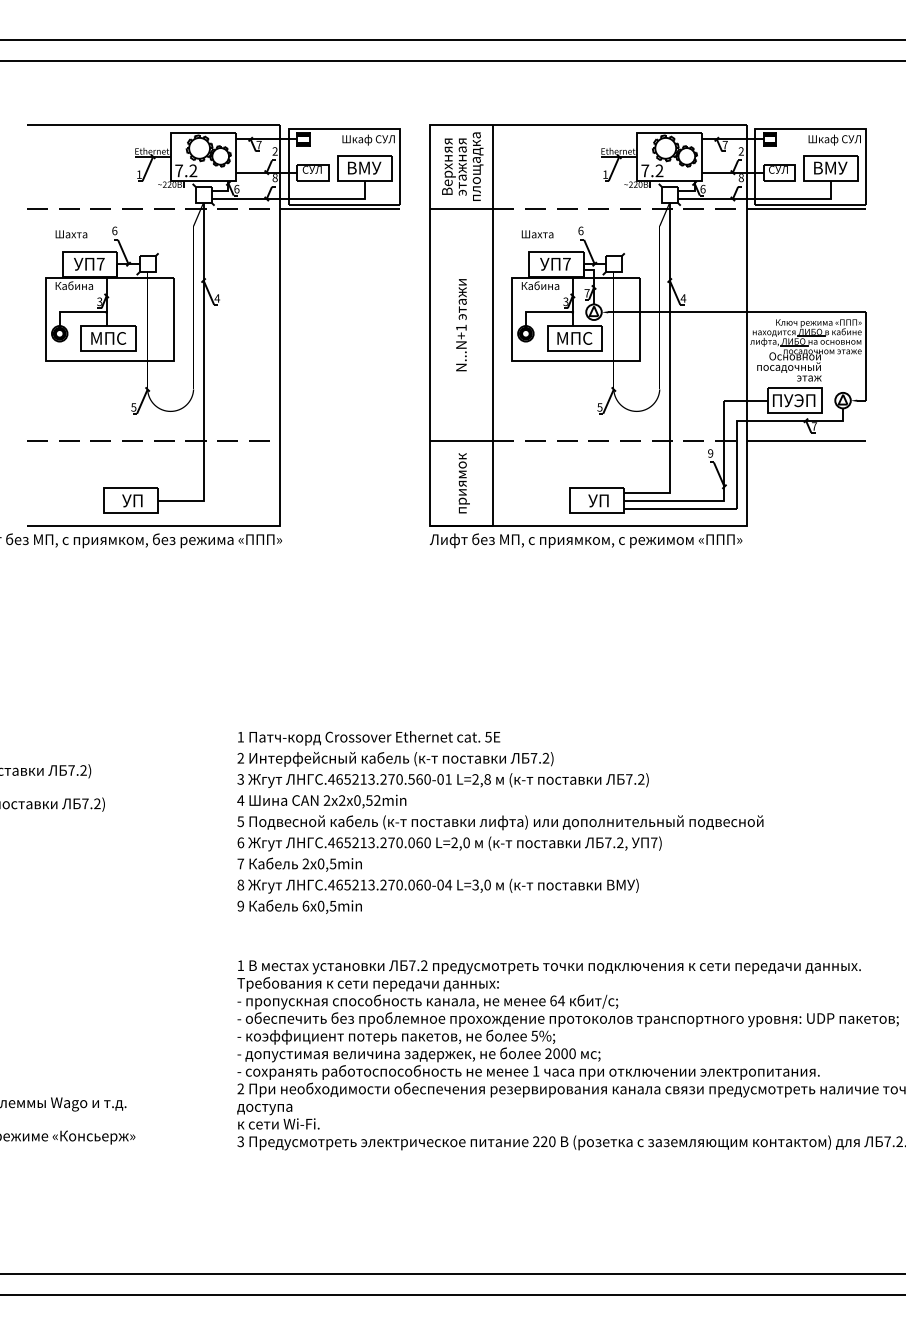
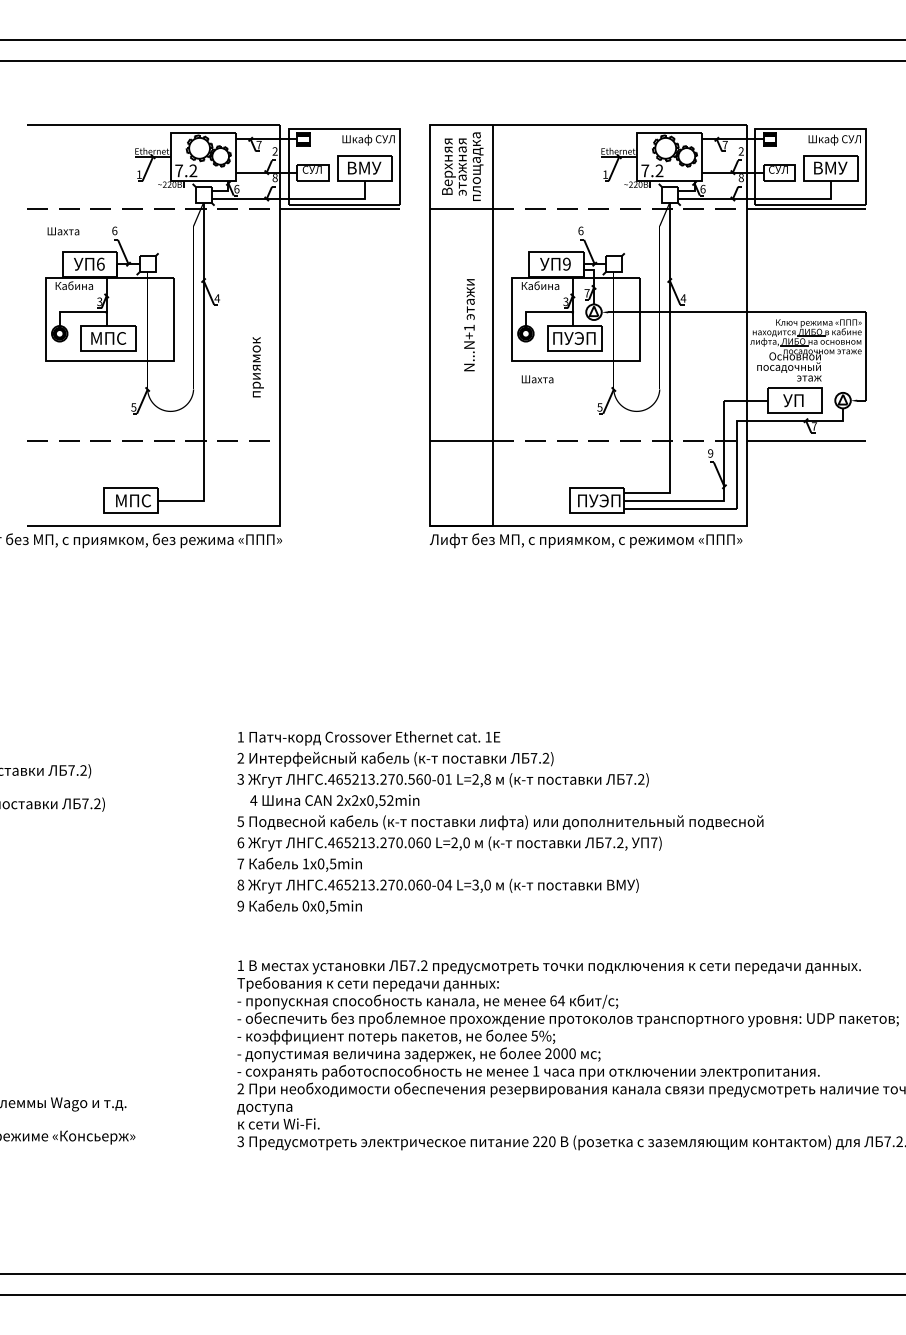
text position: (71, 234) -> (63, 231) (63, 231)
text position: (537, 234) -> (537, 379) (537, 379)
text: 7 -> 6 (100, 263)
text: 7 -> 9 (566, 263)
text position: (461, 325) -> (469, 325) (469, 325)
text: МПС -> ПУЭП (574, 338)
text: ПУЭП -> УП (794, 400)
text position: (463, 483) -> (257, 367) (257, 367)
text: УП -> МПС (133, 500)
text: УП -> ПУЭП (599, 500)
text: 5E -> 1E (488, 737)
text position: (321, 801) -> (334, 801) (334, 801)
text: 2 -> 1 (305, 863)
text: 6 -> 0 (305, 905)
